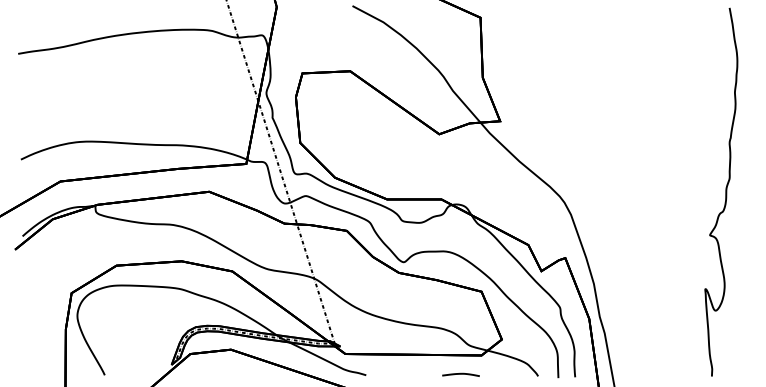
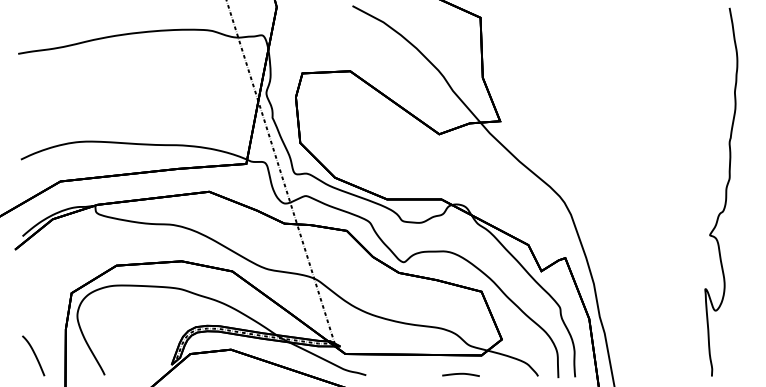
curve: none -> present (34, 355)
